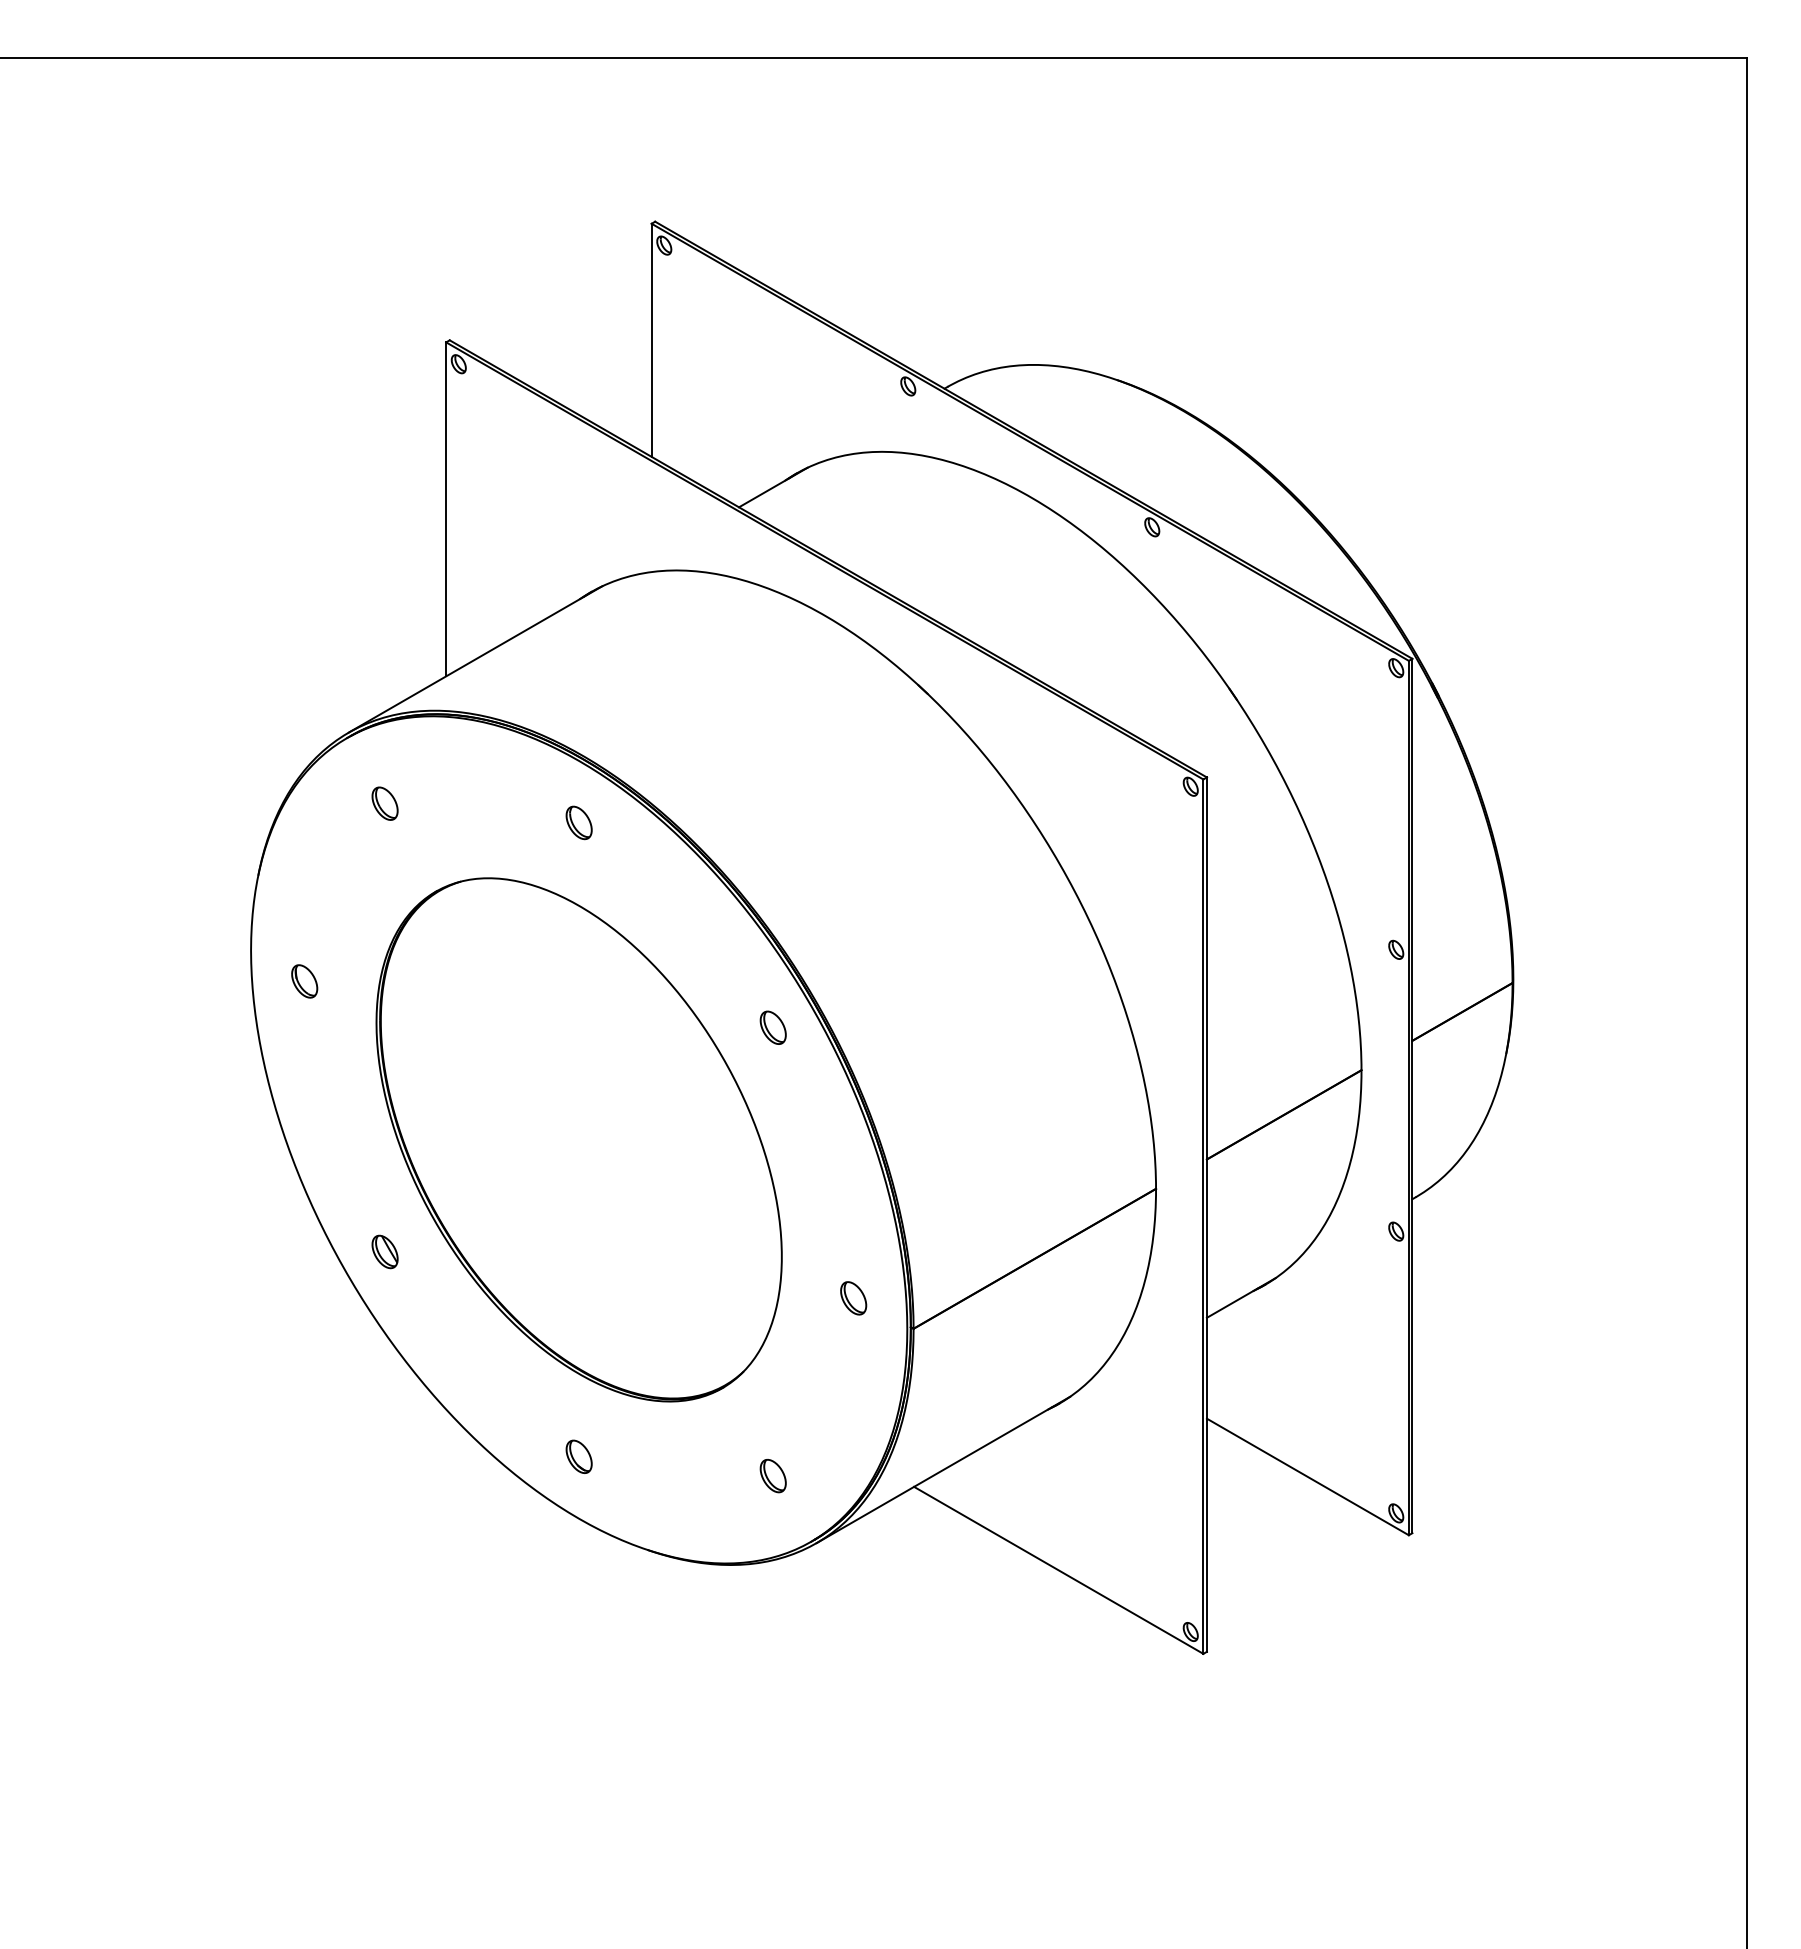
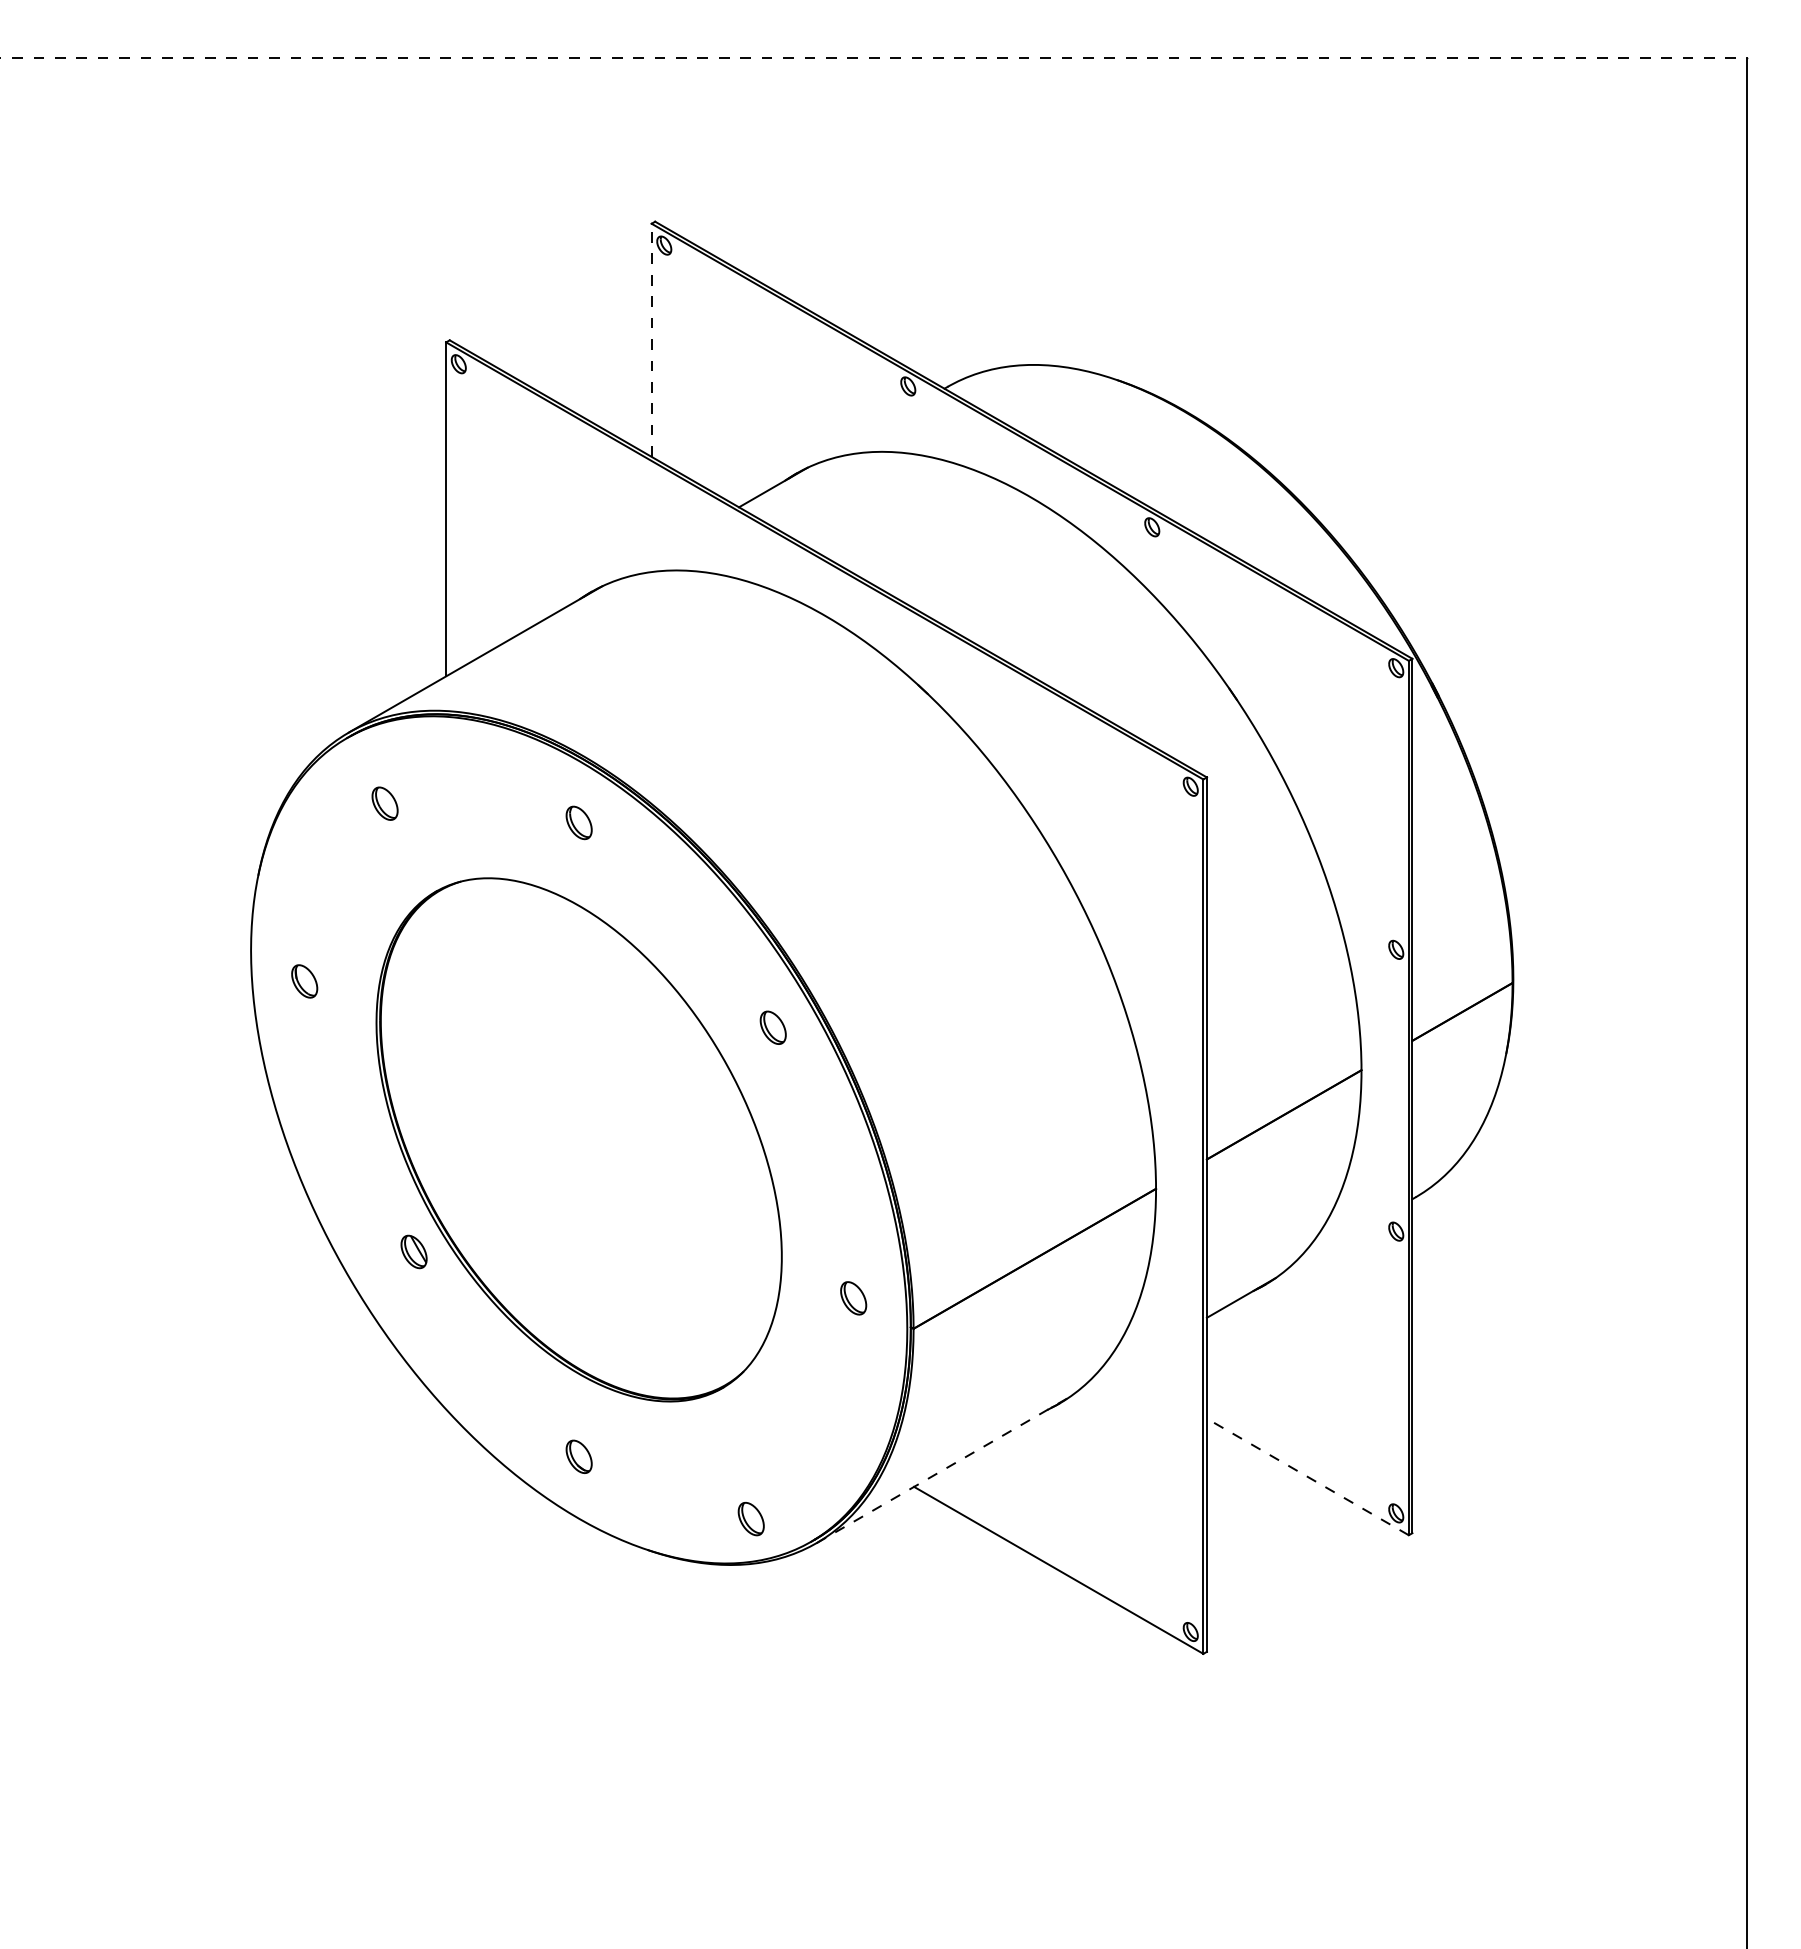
line: solid -> dashed (874, 58)
line: solid -> dashed (651, 340)
part position: (384, 1251) -> (413, 1251) (413, 1251)
line: solid -> dashed (943, 1469)
part position: (772, 1476) -> (750, 1519) (750, 1519)
line: solid -> dashed (1307, 1476)
